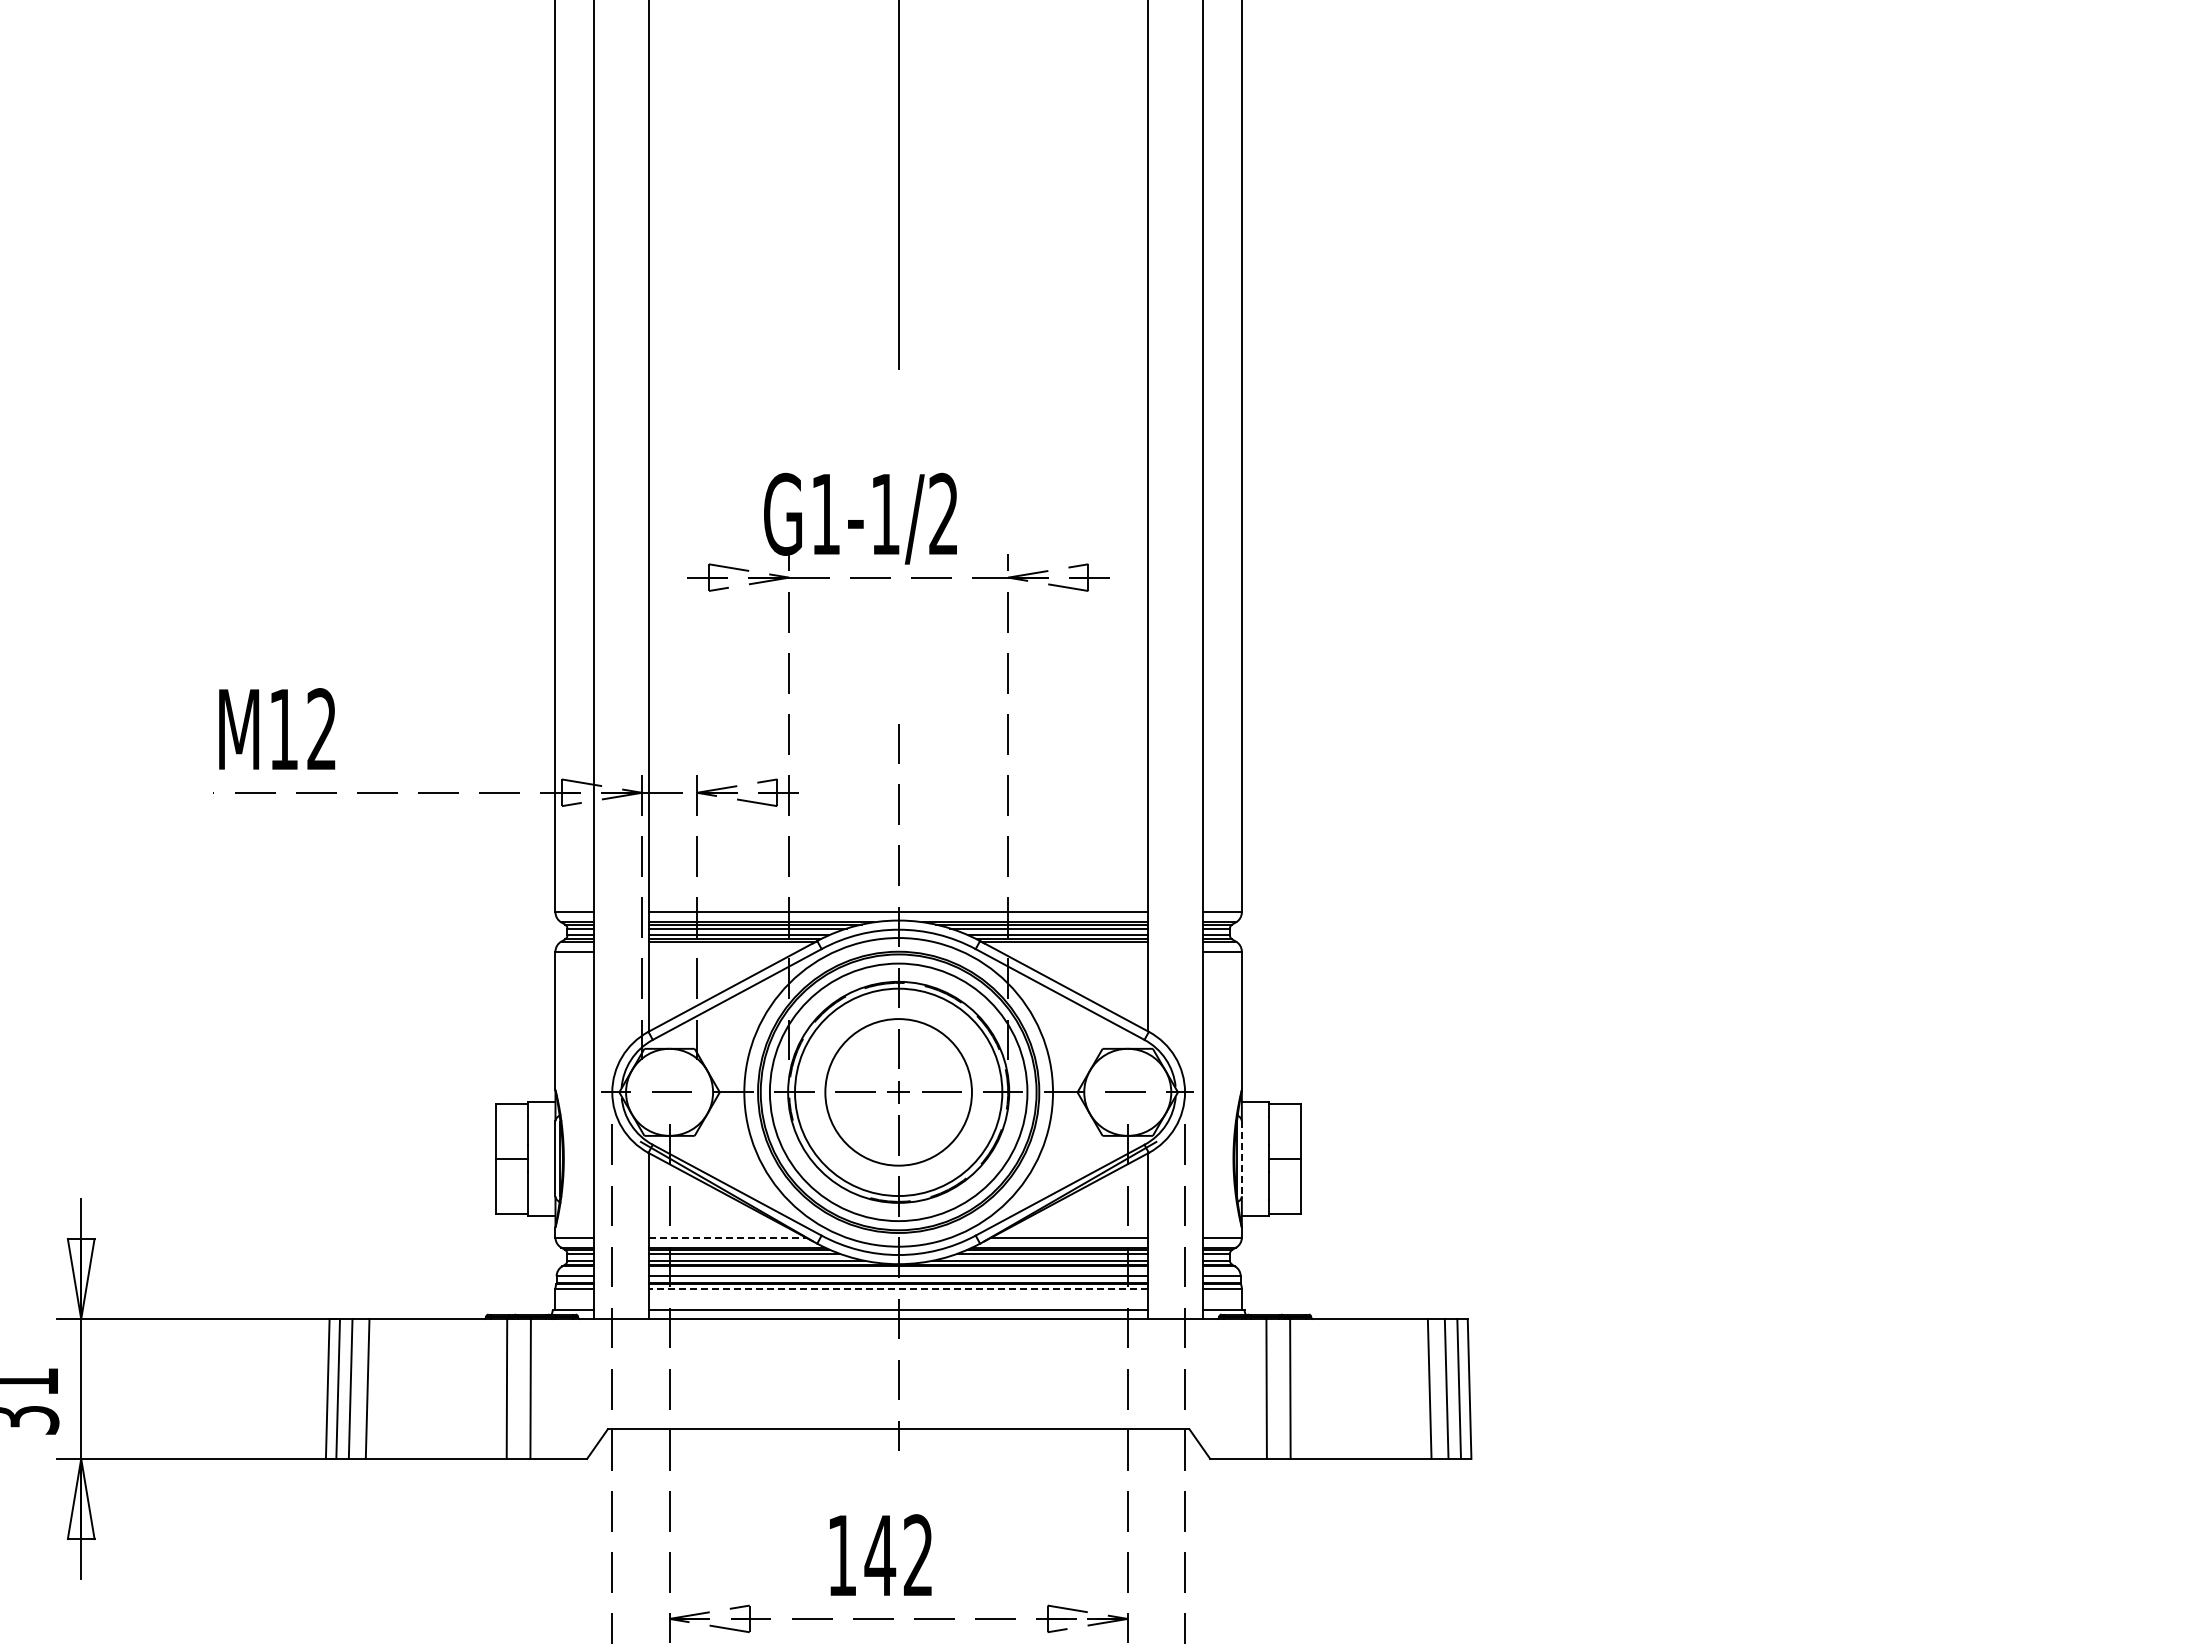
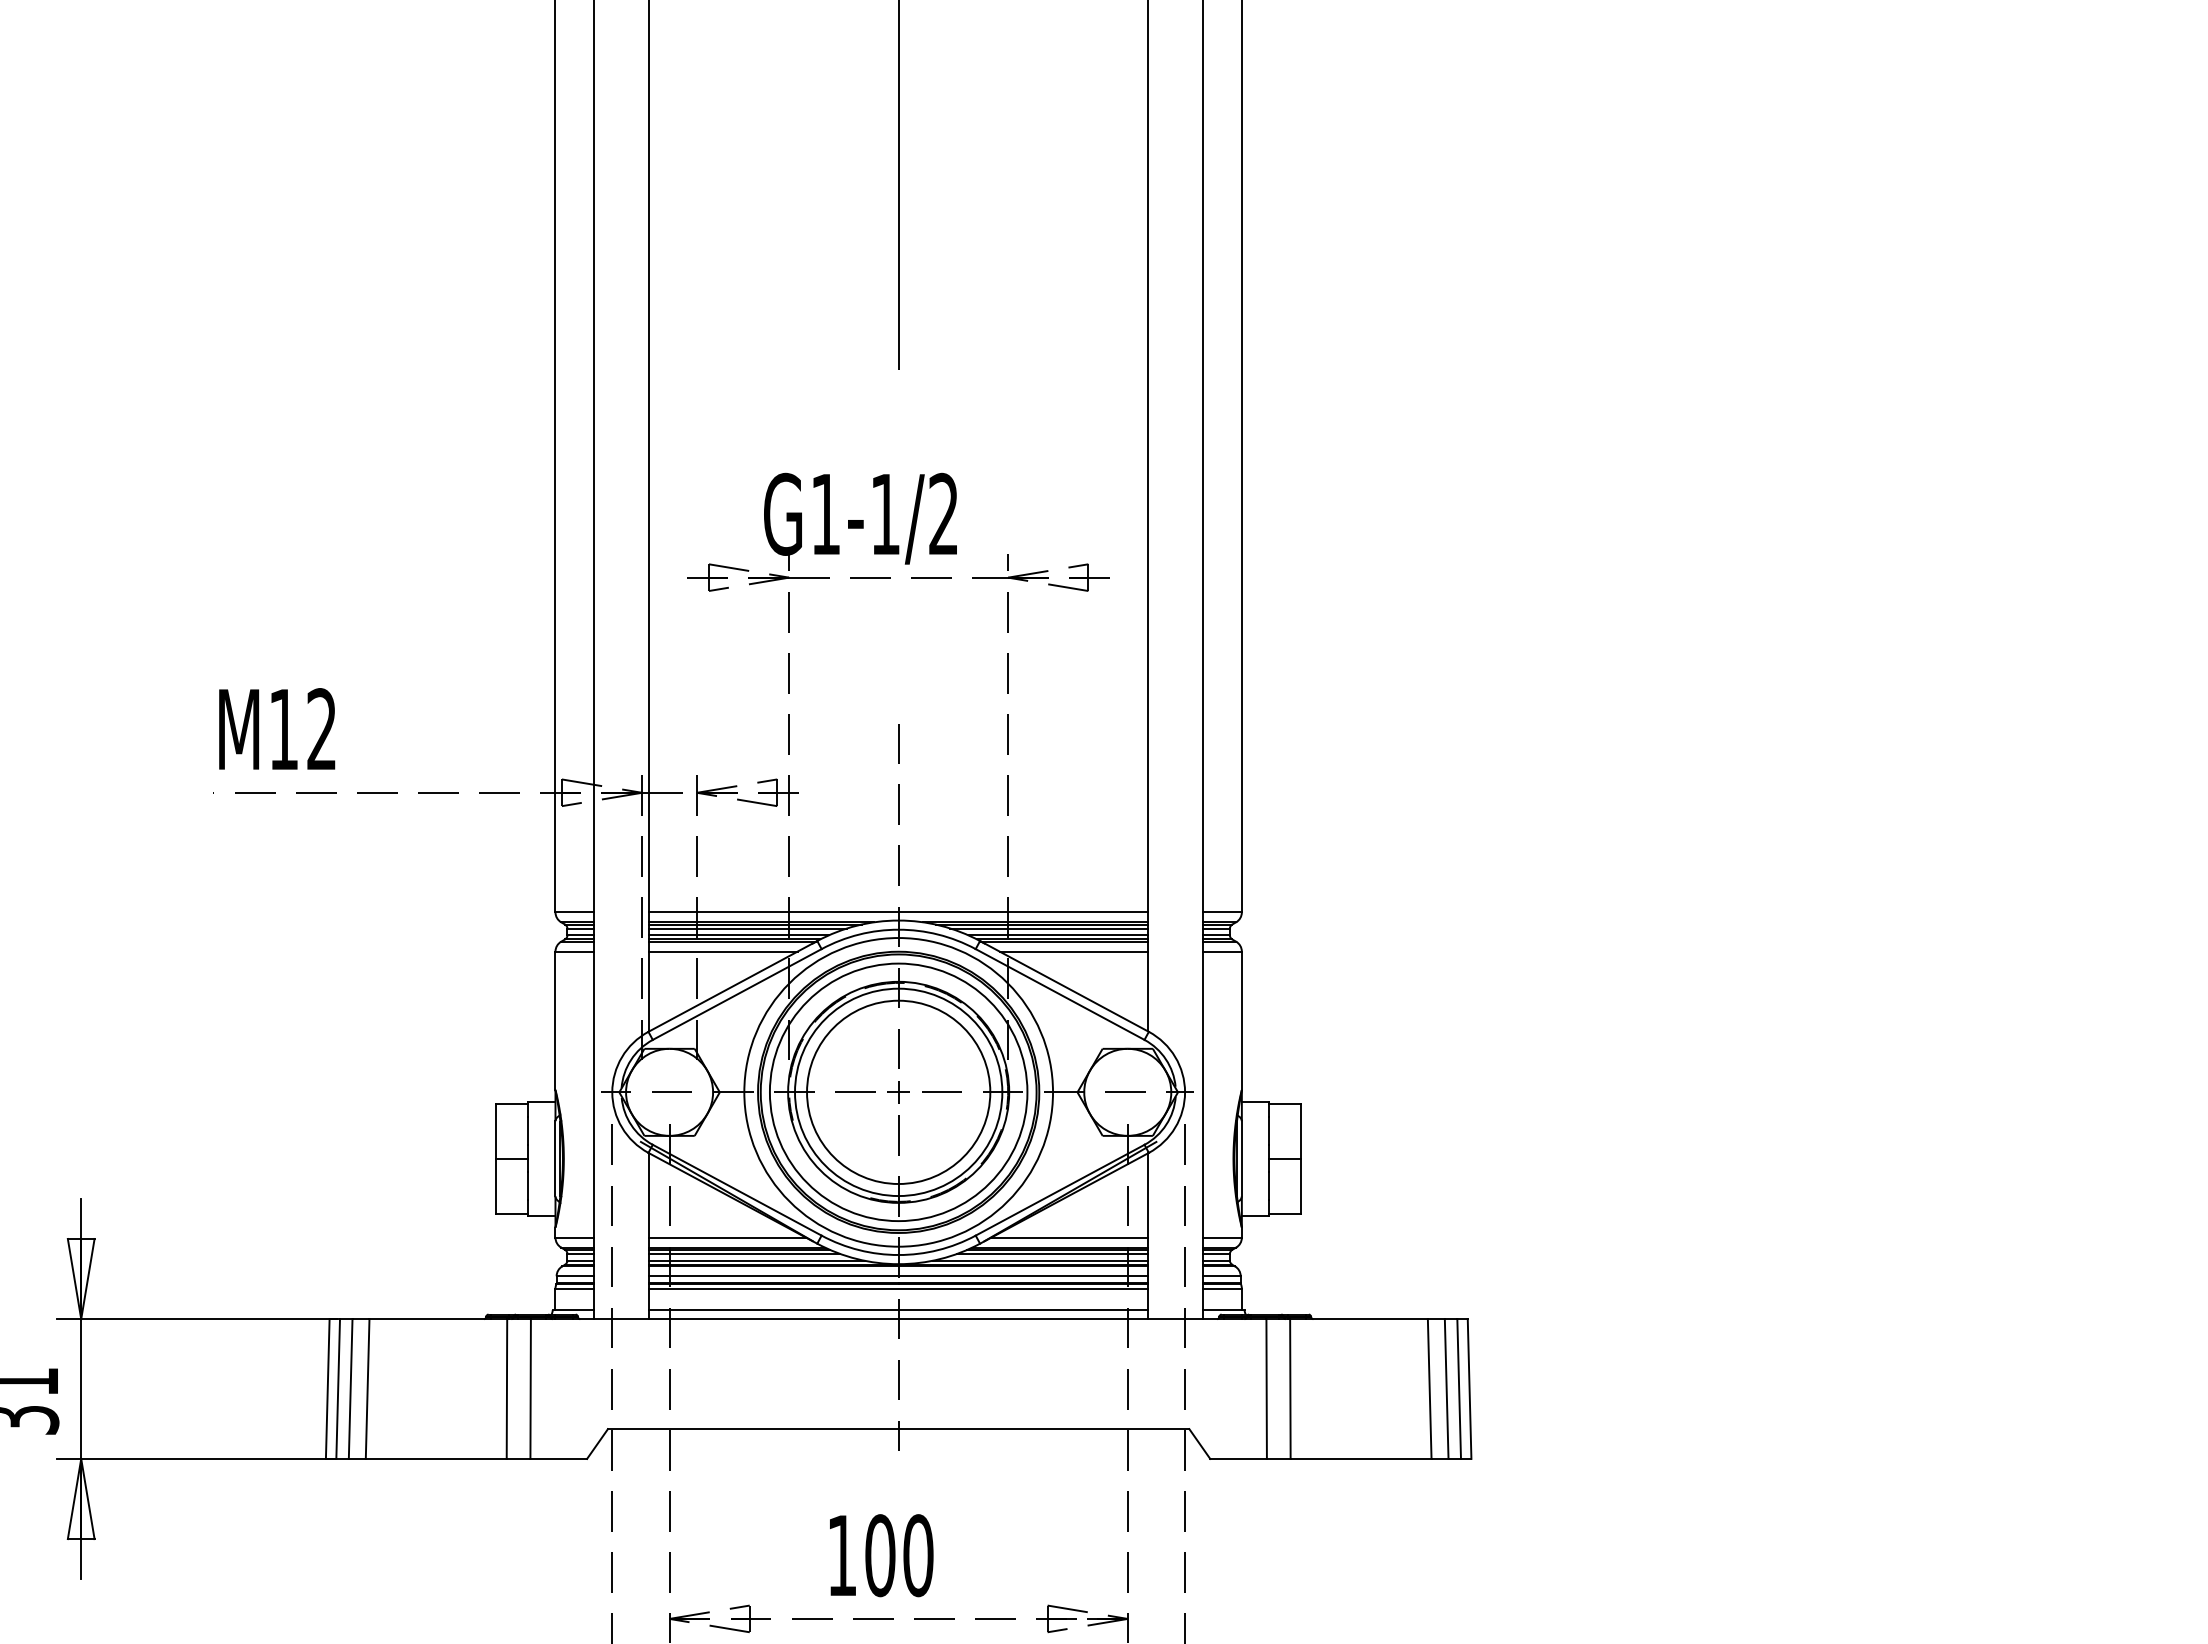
line: none -> present (723, 951)
line: none -> present (1073, 951)
circle diameter: 147 px -> 183 px (898, 1092)
line: dashed -> solid (1241, 1158)
line: dashed -> solid (727, 1237)
line: dashed -> solid (898, 1288)
text: 142 -> 100 (898, 1555)
